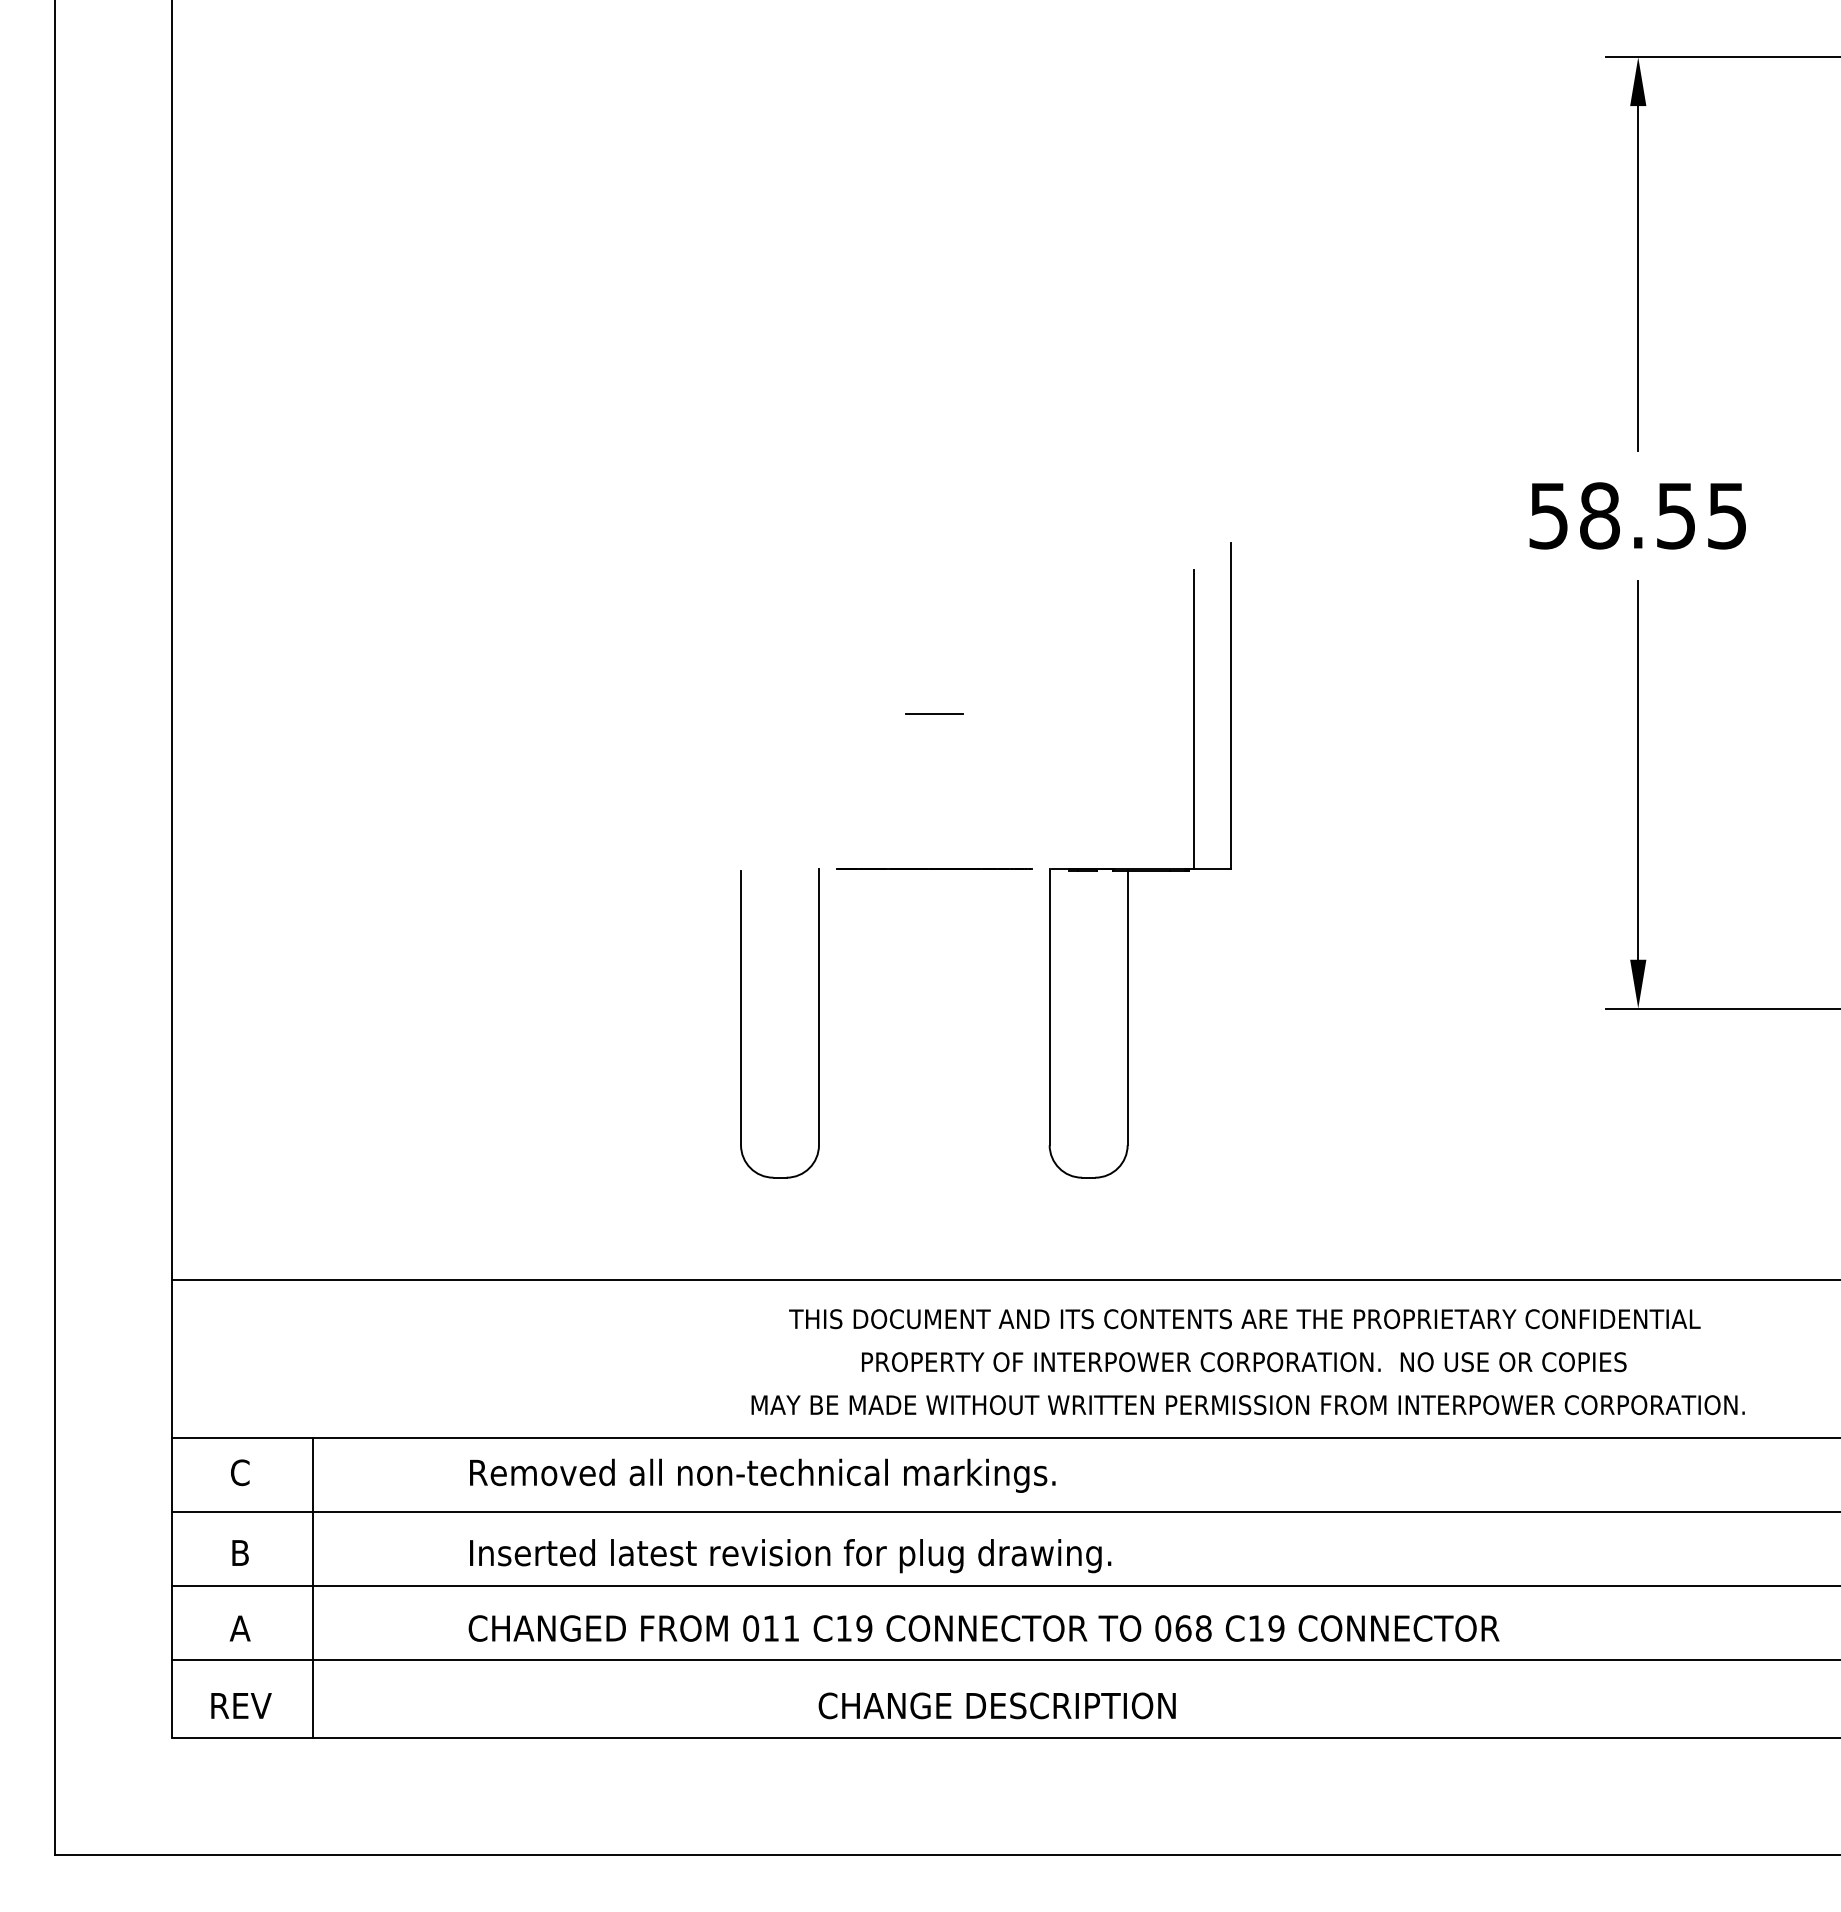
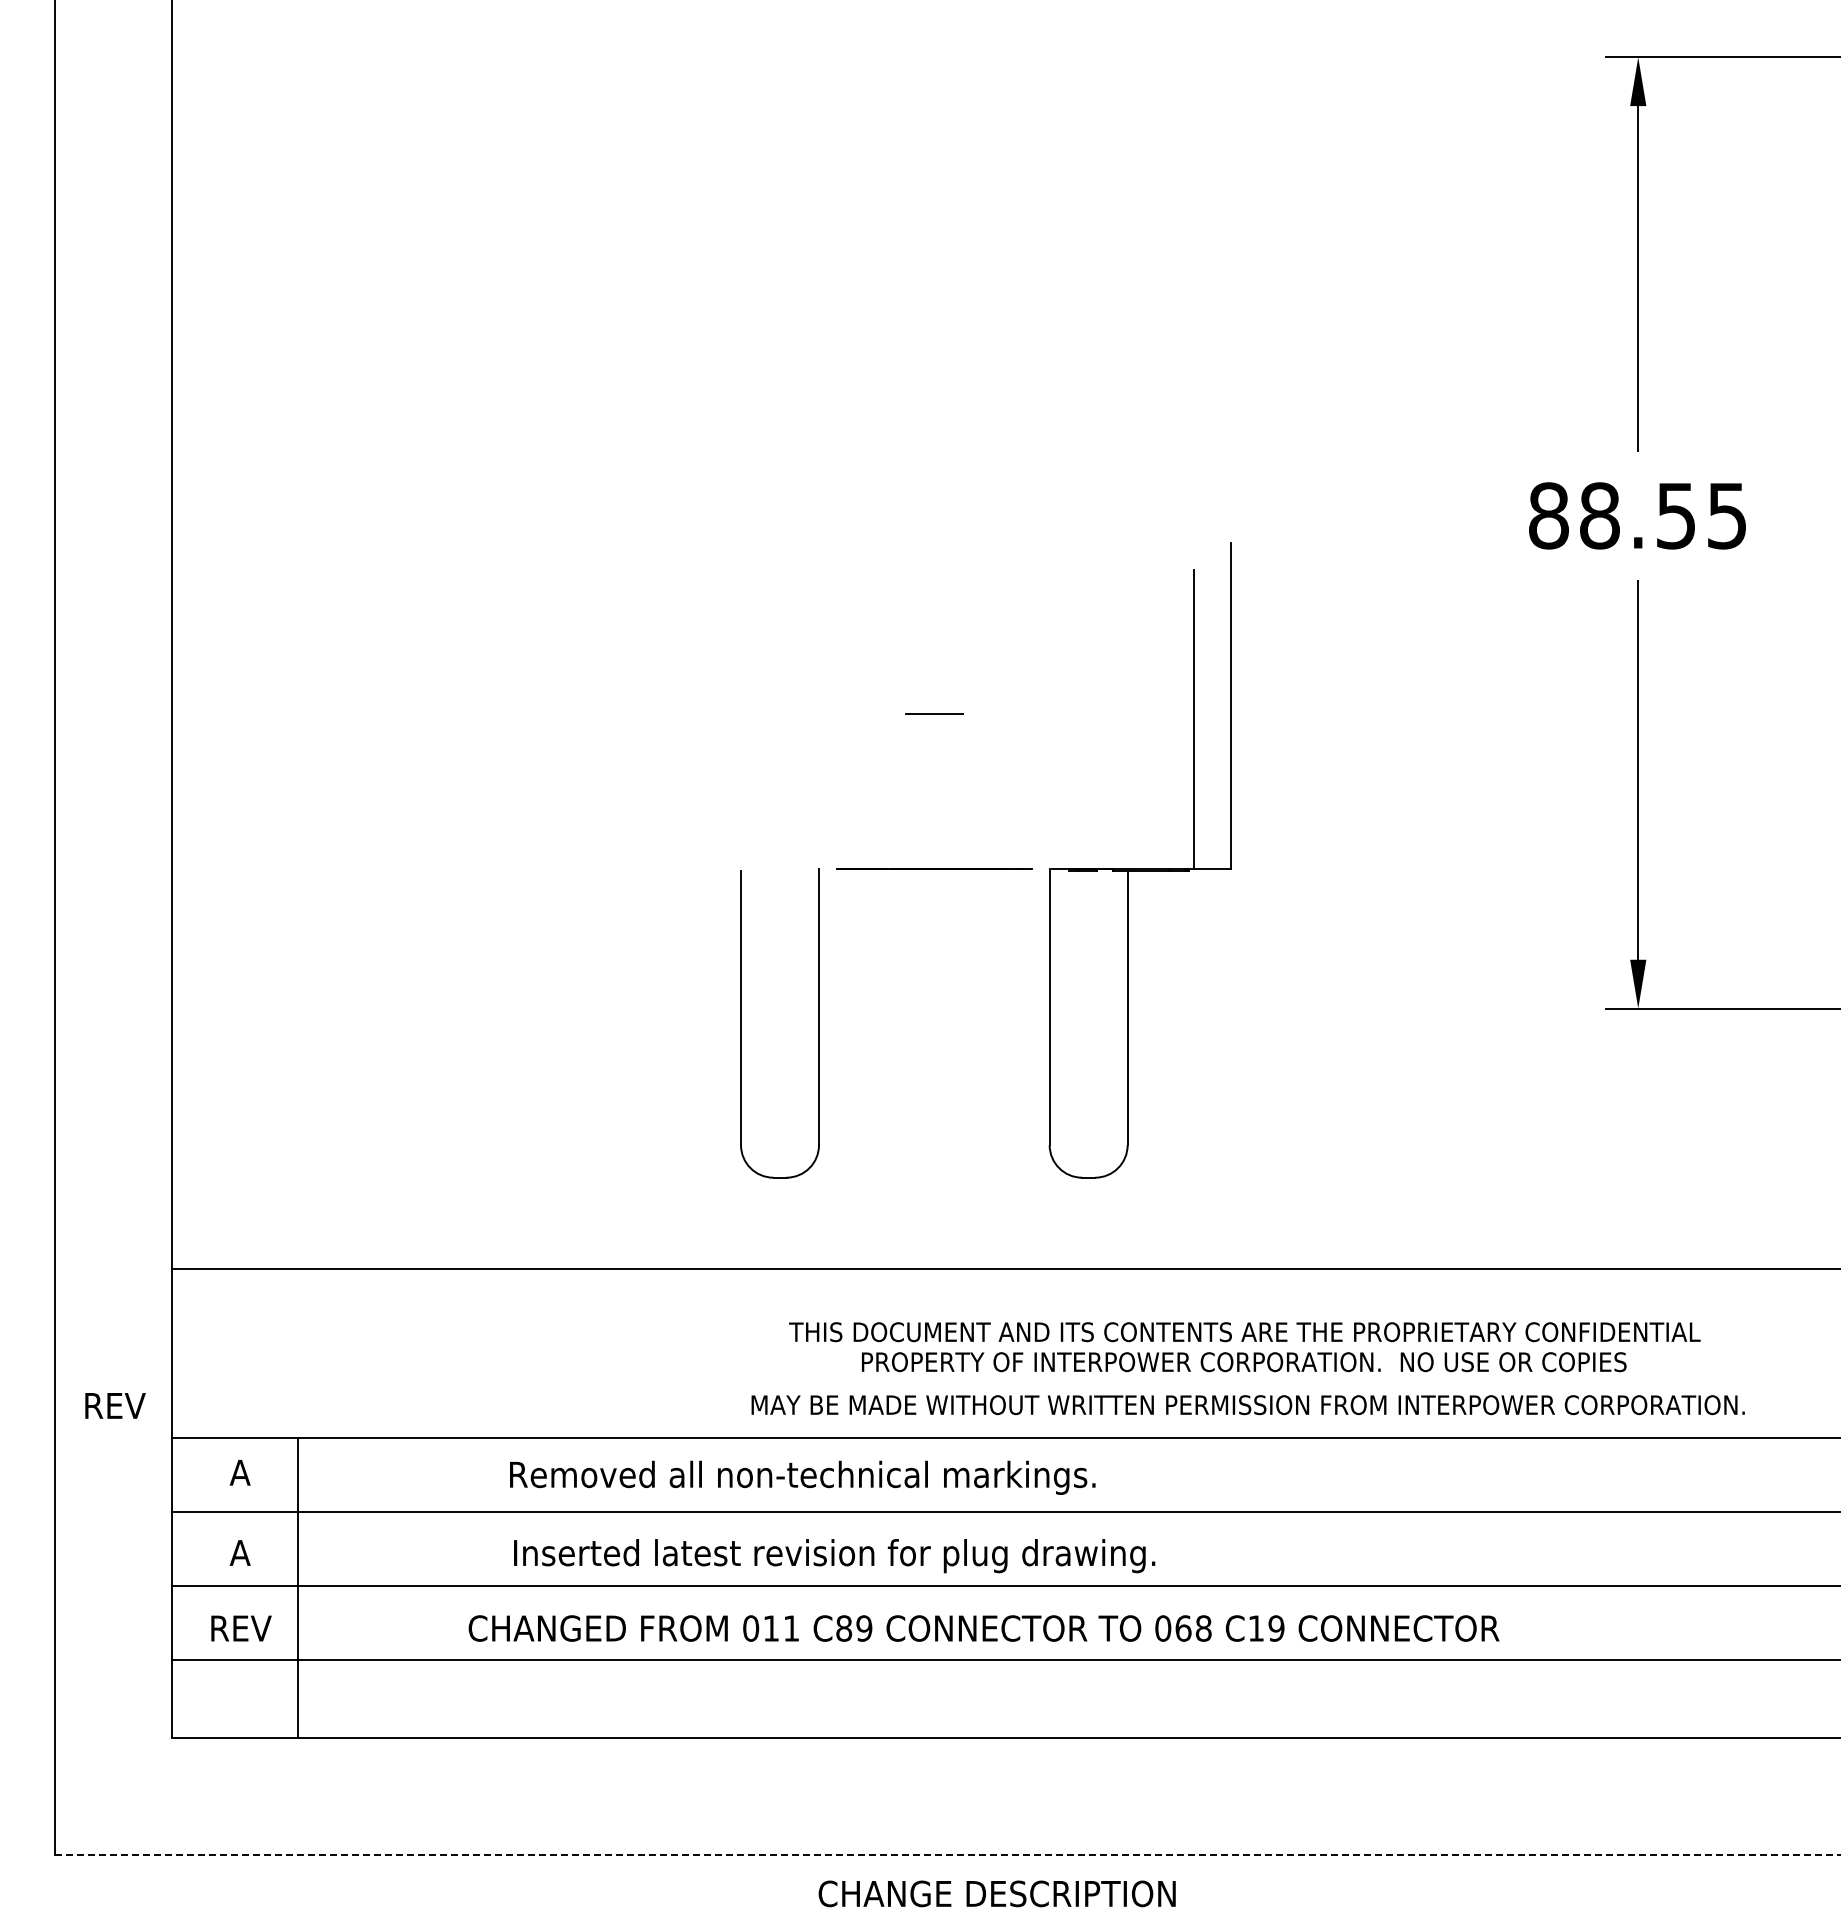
text: 58.55 -> 88.55 (1548, 515)
line position: (1004, 1279) -> (1004, 1268) (1004, 1268)
text position: (1244, 1319) -> (1244, 1332) (1244, 1332)
text: C -> A (239, 1472)
text position: (762, 1475) -> (802, 1477) (802, 1477)
text: B -> A (239, 1552)
text position: (790, 1556) -> (834, 1556) (834, 1556)
line position: (313, 1587) -> (298, 1587) (298, 1587)
text: A -> REV (241, 1628)
text: C19 -> C89 (844, 1628)
text position: (241, 1705) -> (115, 1405) (115, 1405)
text position: (996, 1705) -> (996, 1893) (996, 1893)
line: solid -> dashed (948, 1854)
